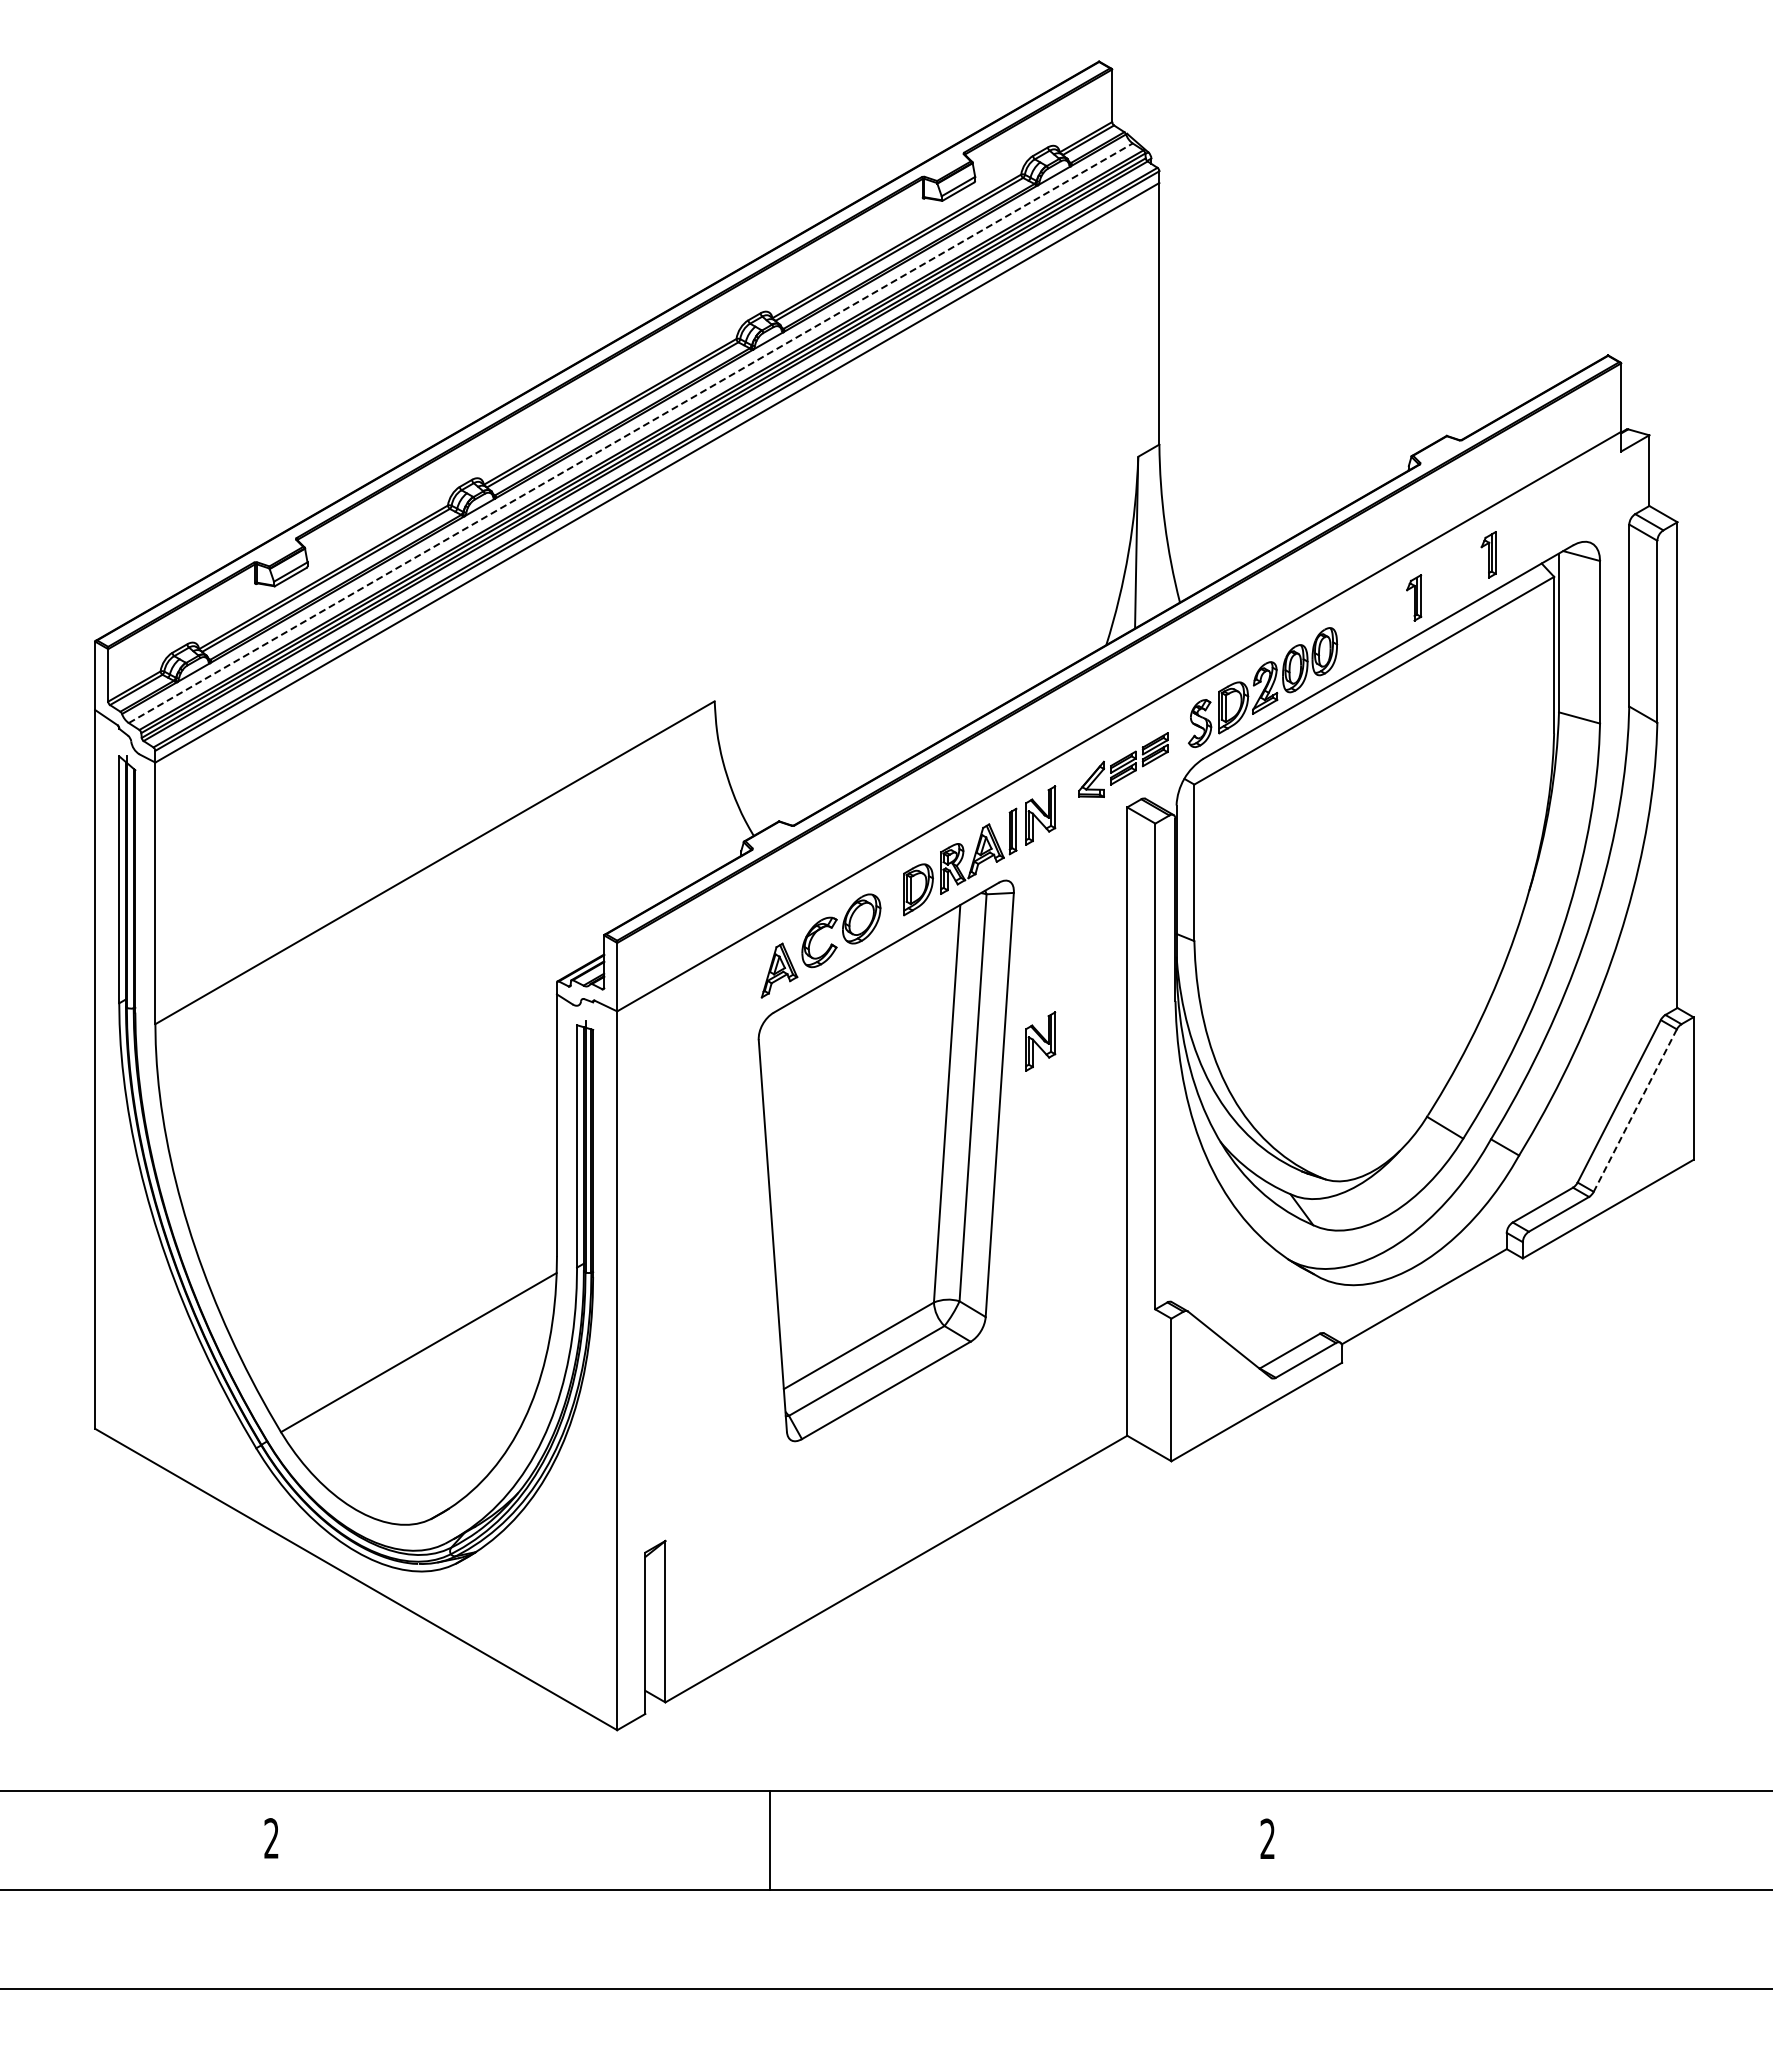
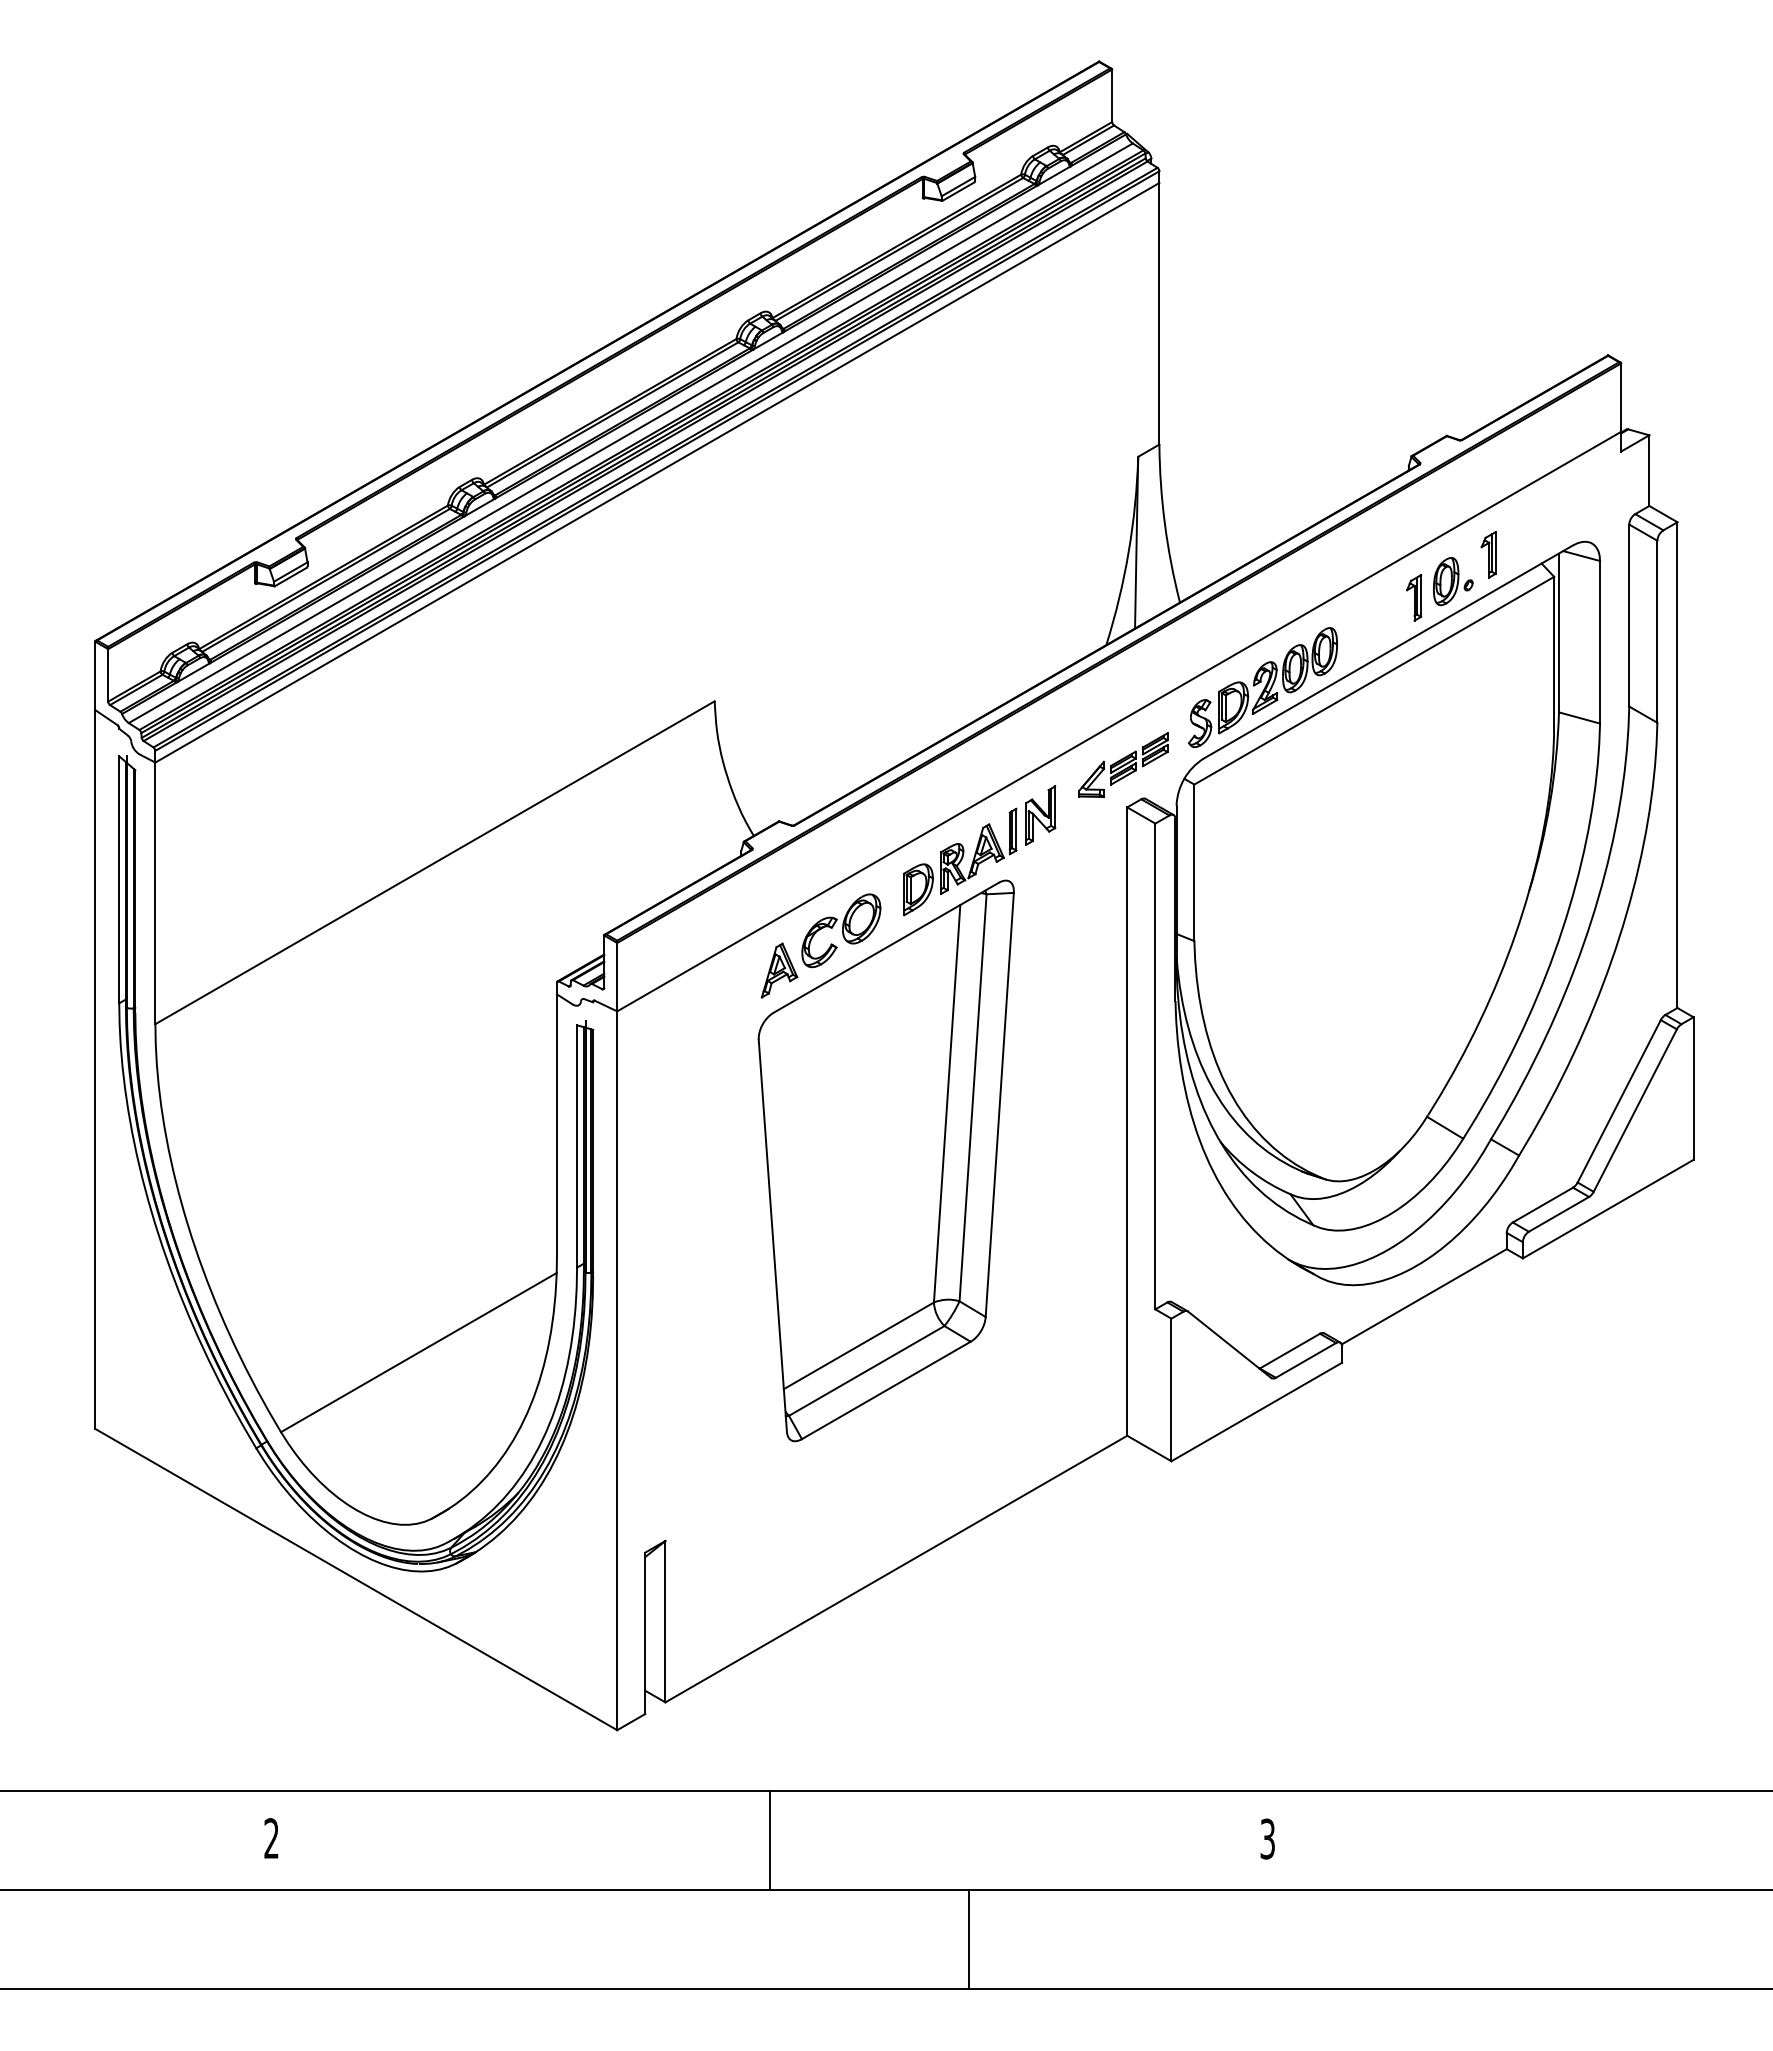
line: dashed -> solid (630, 433)
part: none -> present (1453, 581)
part: present -> none (1040, 1041)
line: dashed -> solid (1635, 1111)
text: 2 -> 3 (1267, 1838)
line: none -> present (968, 1939)
